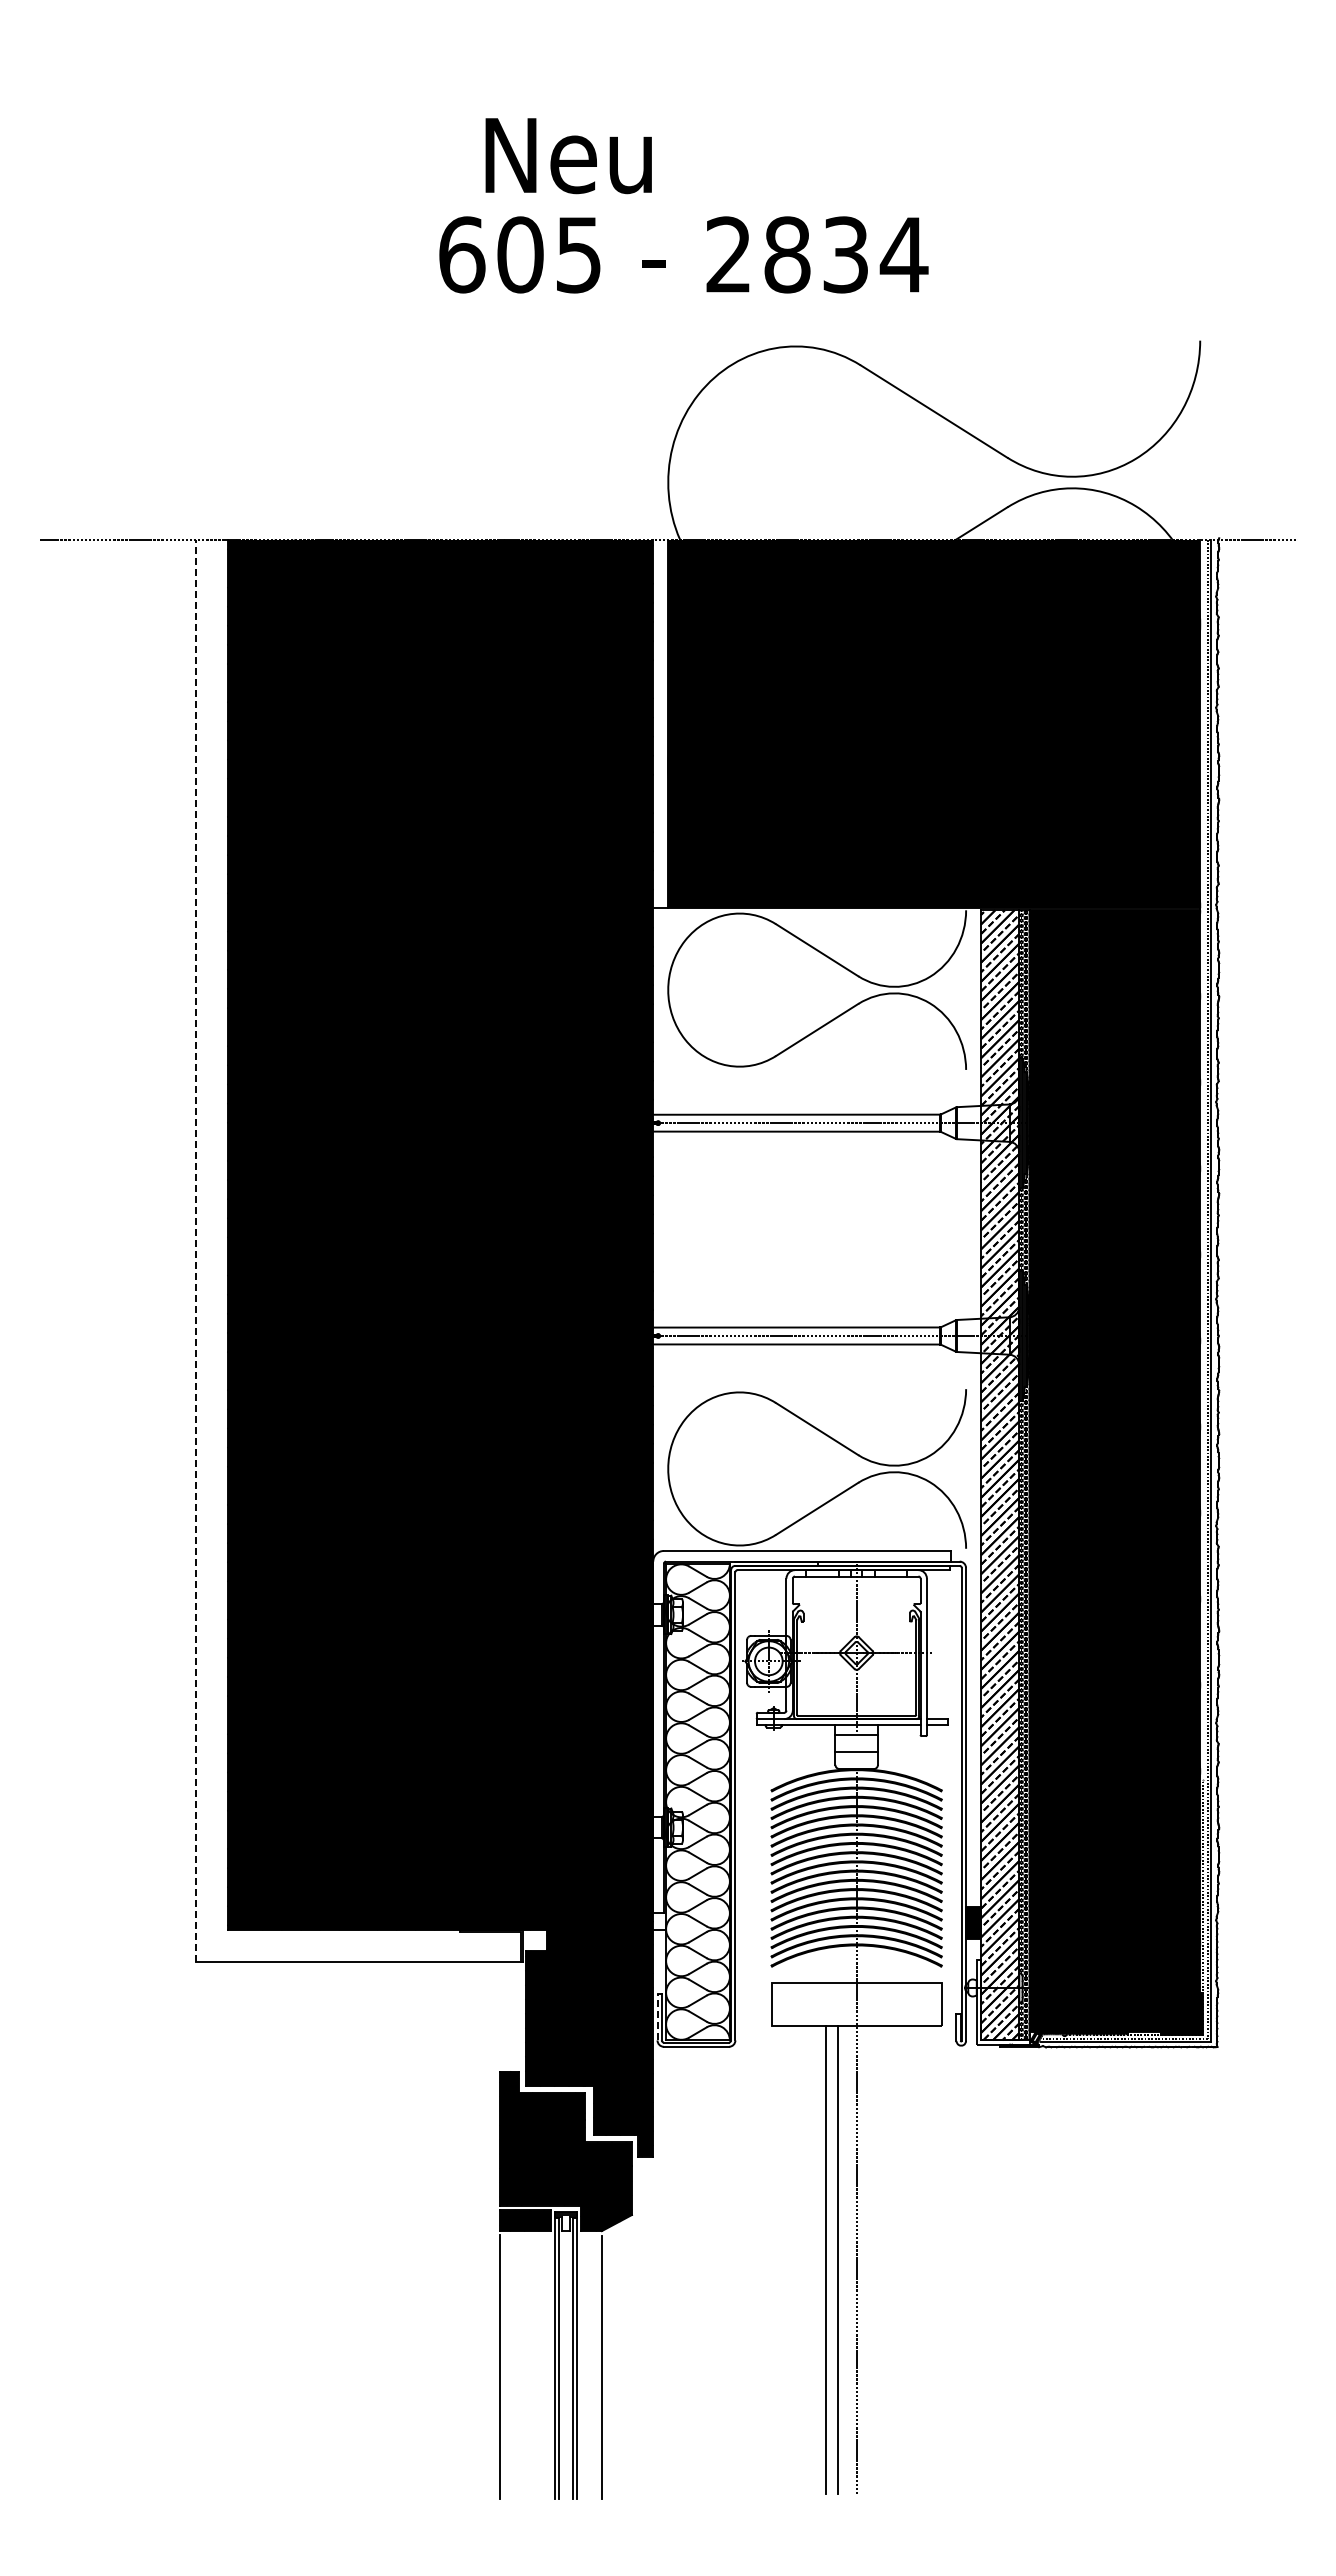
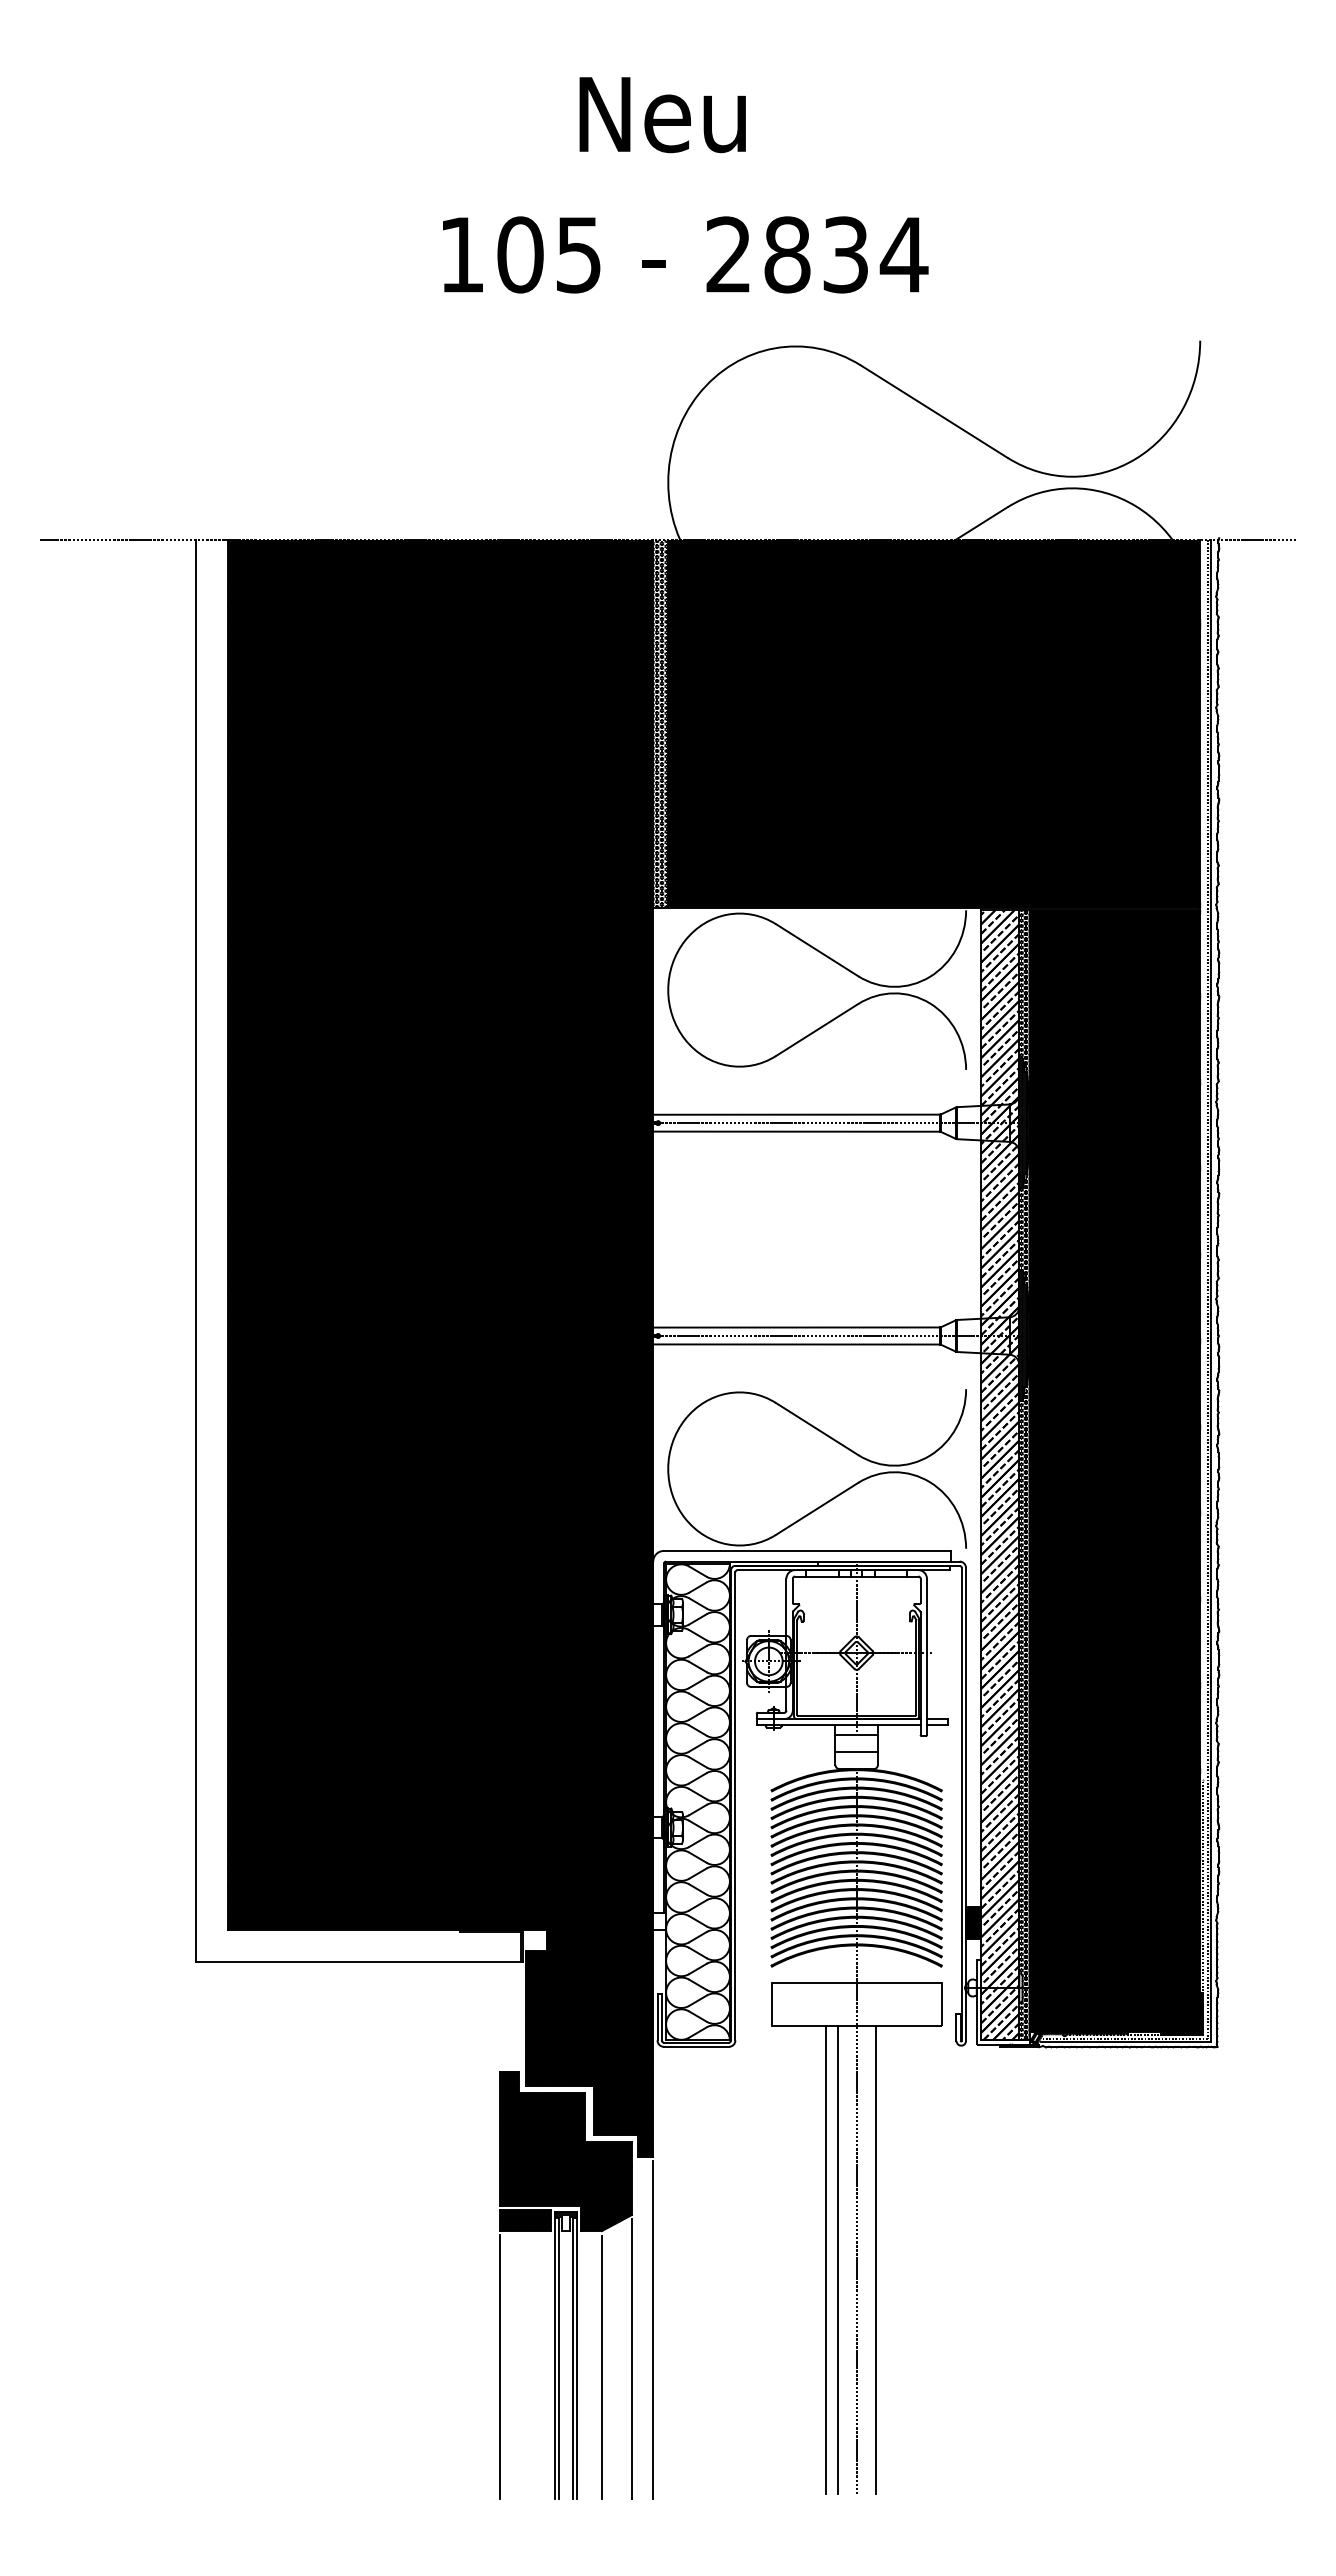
text position: (568, 156) -> (662, 115) (662, 115)
text: 605 -> 105 (462, 254)
hatch: none -> present (660, 724)
line: dashed -> solid (195, 1250)
line: dashed -> solid (657, 2016)
line: none -> present (875, 2259)
line: none -> present (653, 2329)
line: none -> present (631, 2358)
